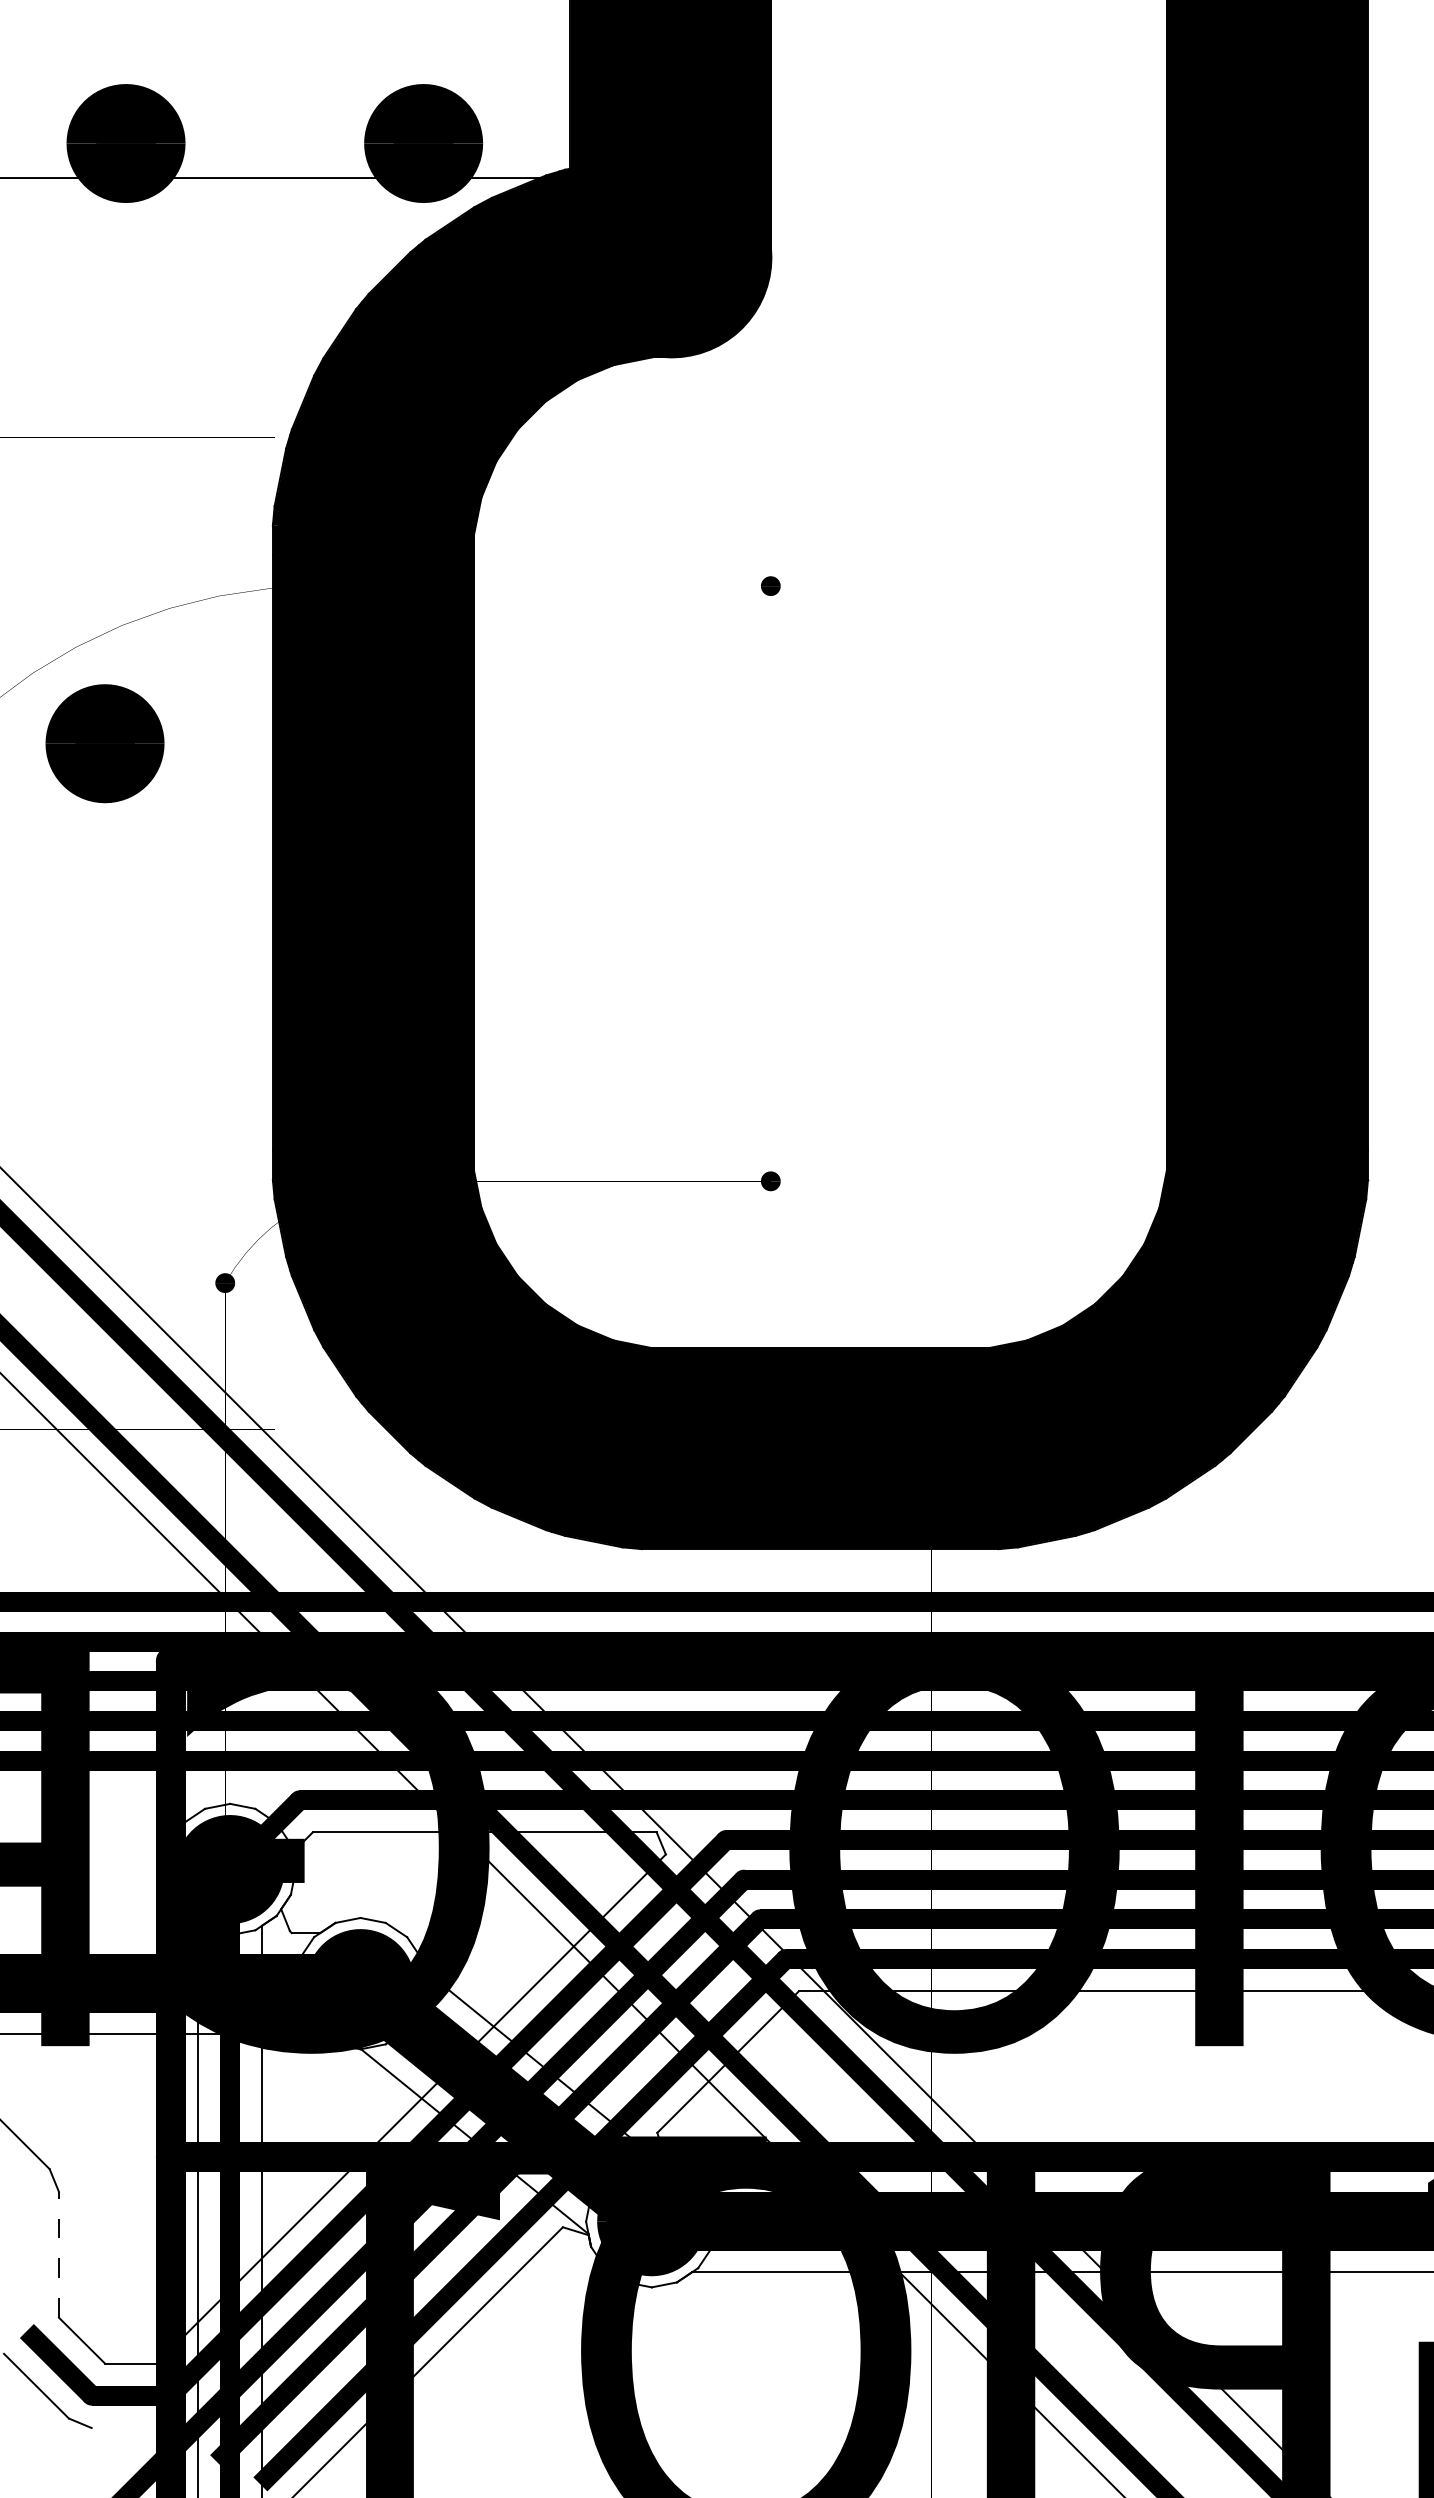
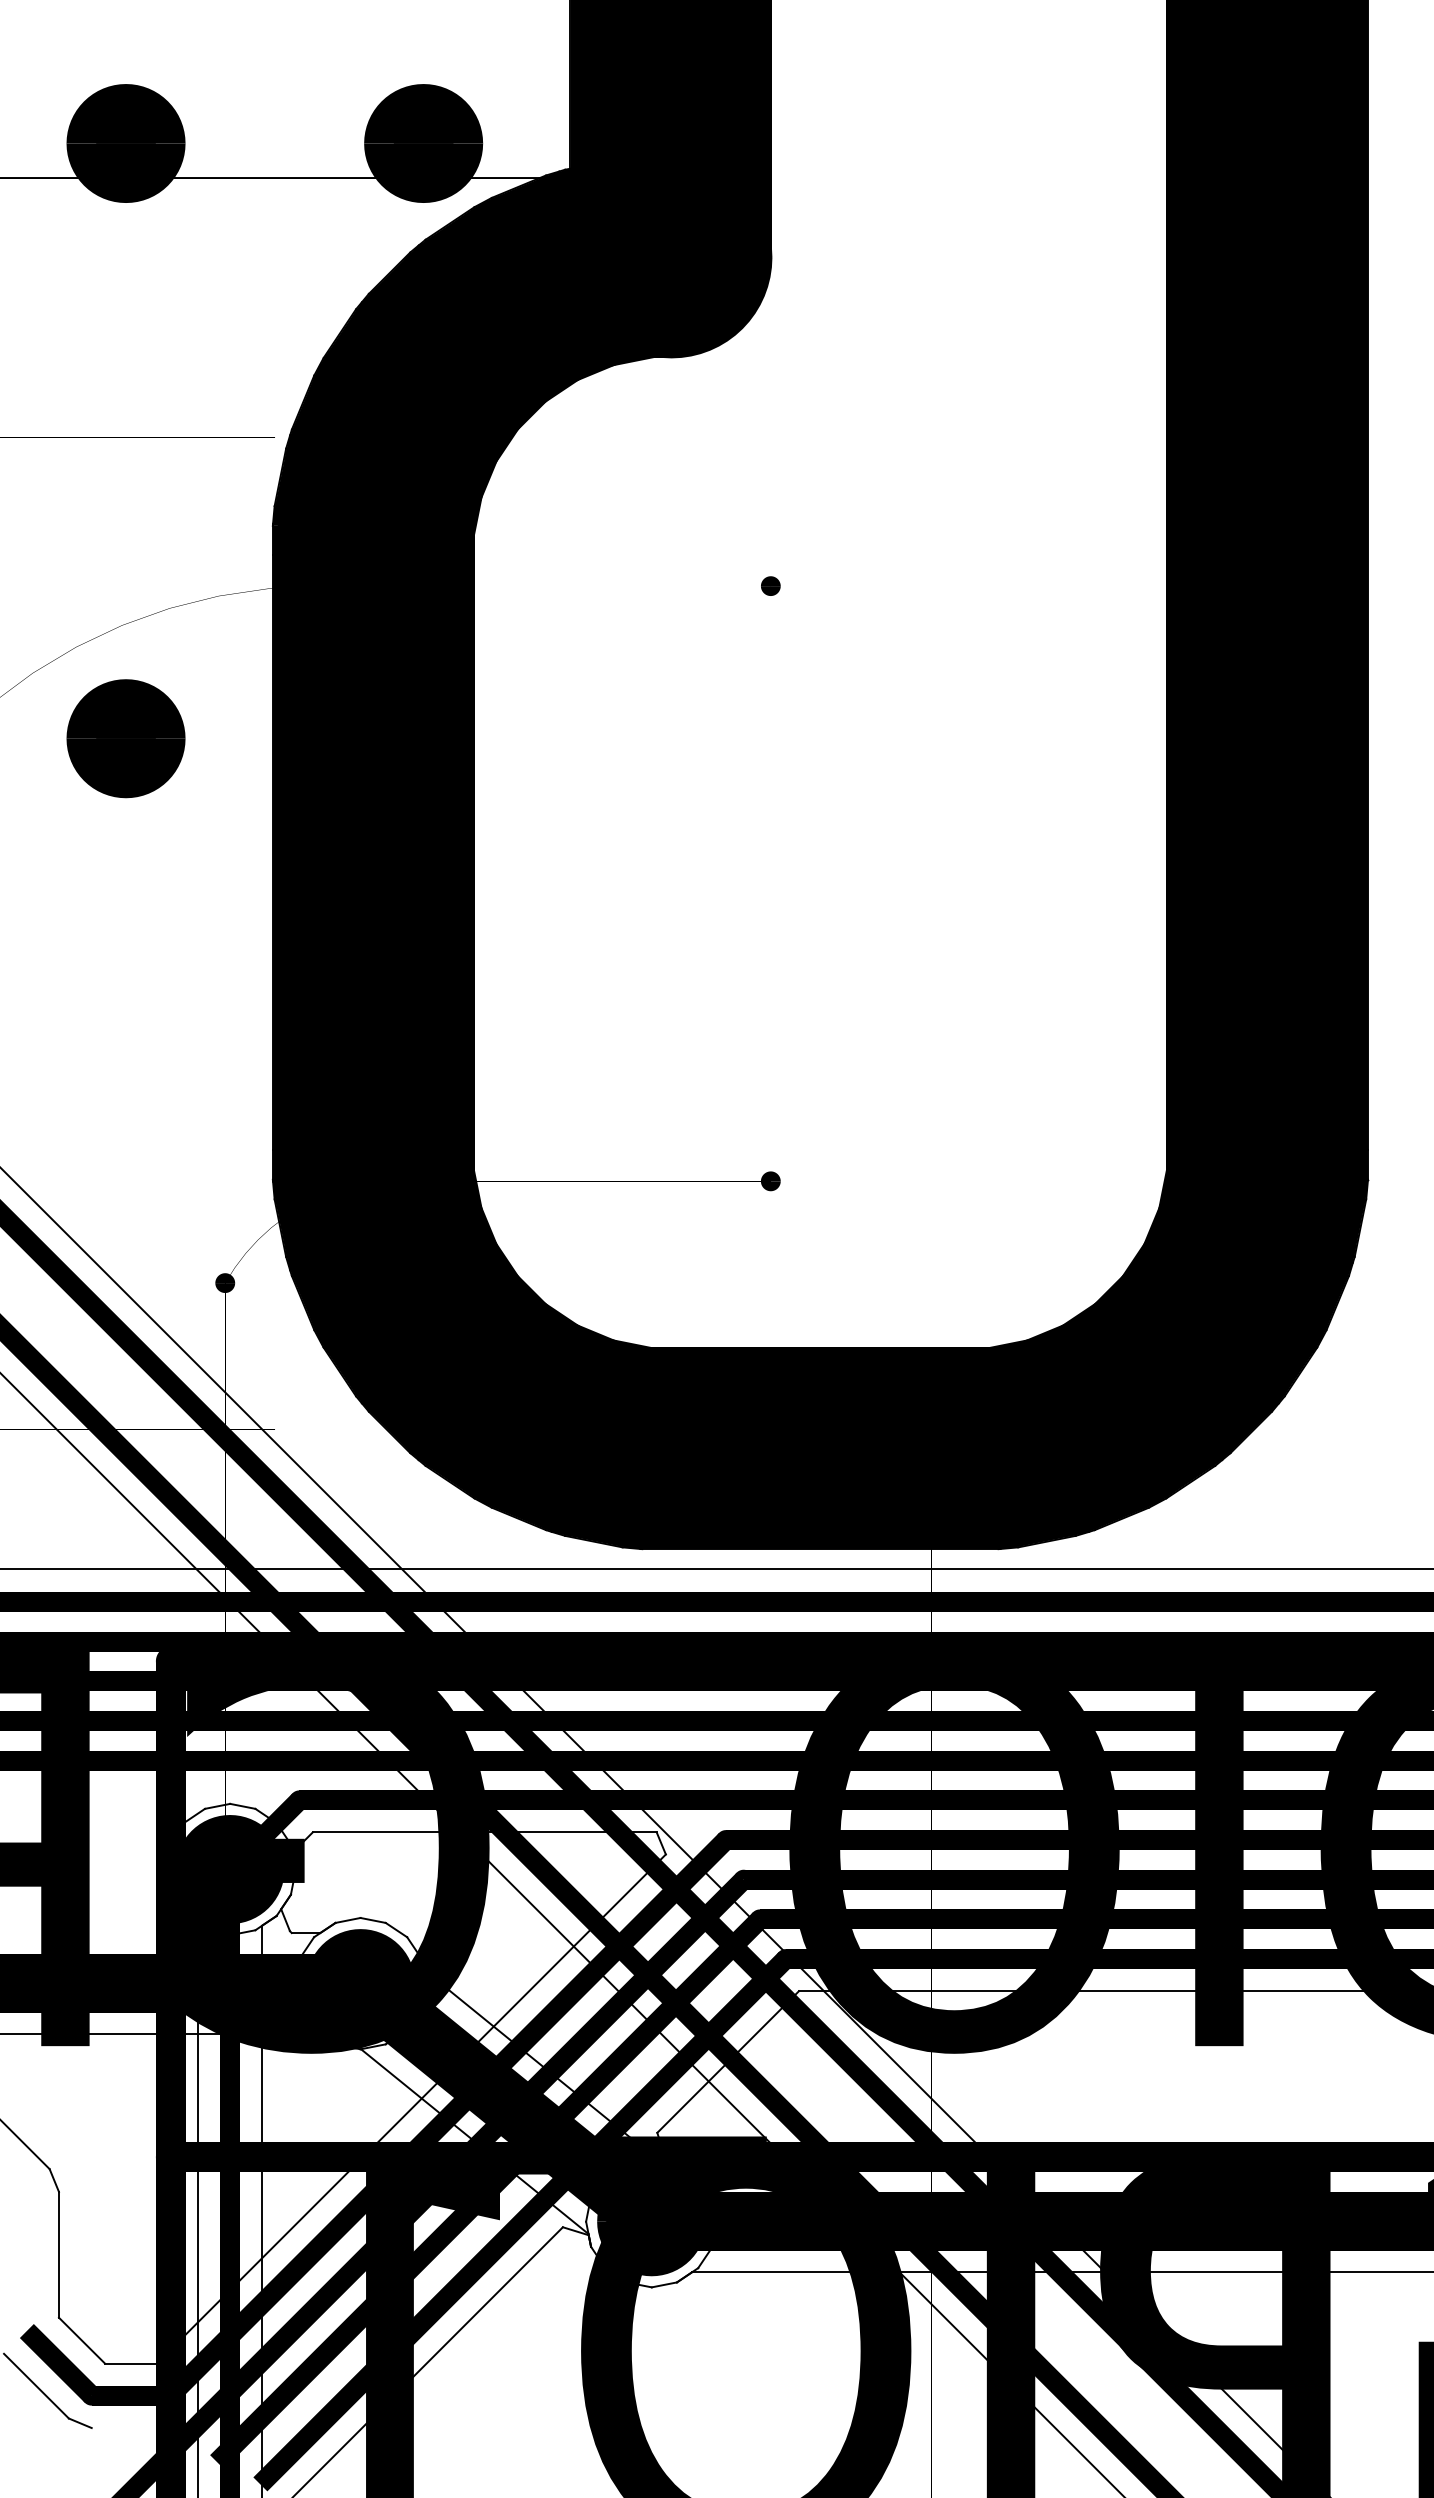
part position: (104, 743) -> (125, 738) (125, 738)
line: none -> present (716, 1569)
line: dashed -> solid (58, 2254)
